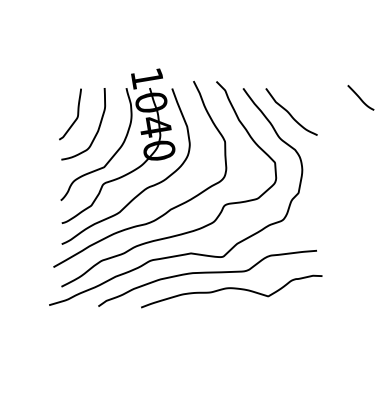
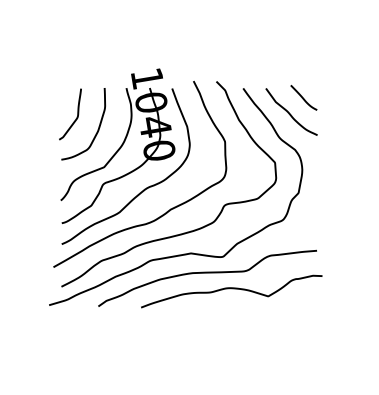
curve position: (360, 97) -> (303, 97) (303, 97)
